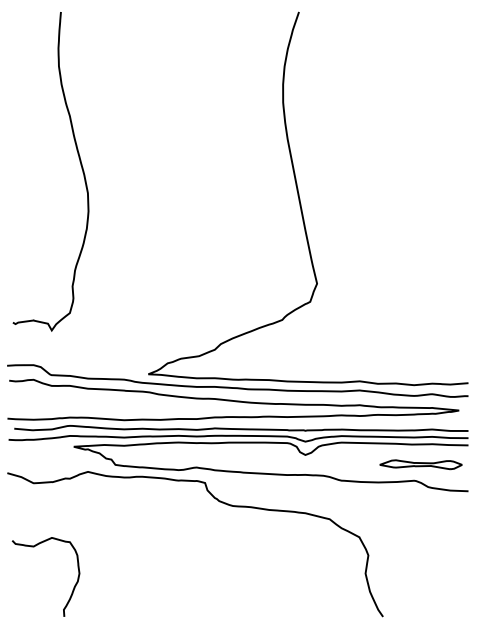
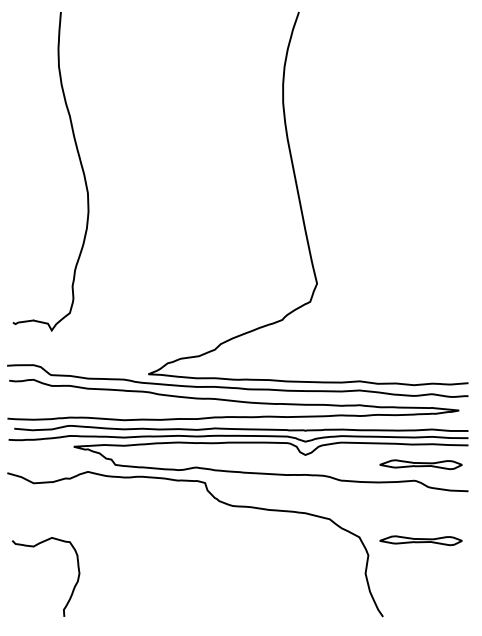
part: none -> present (420, 540)
